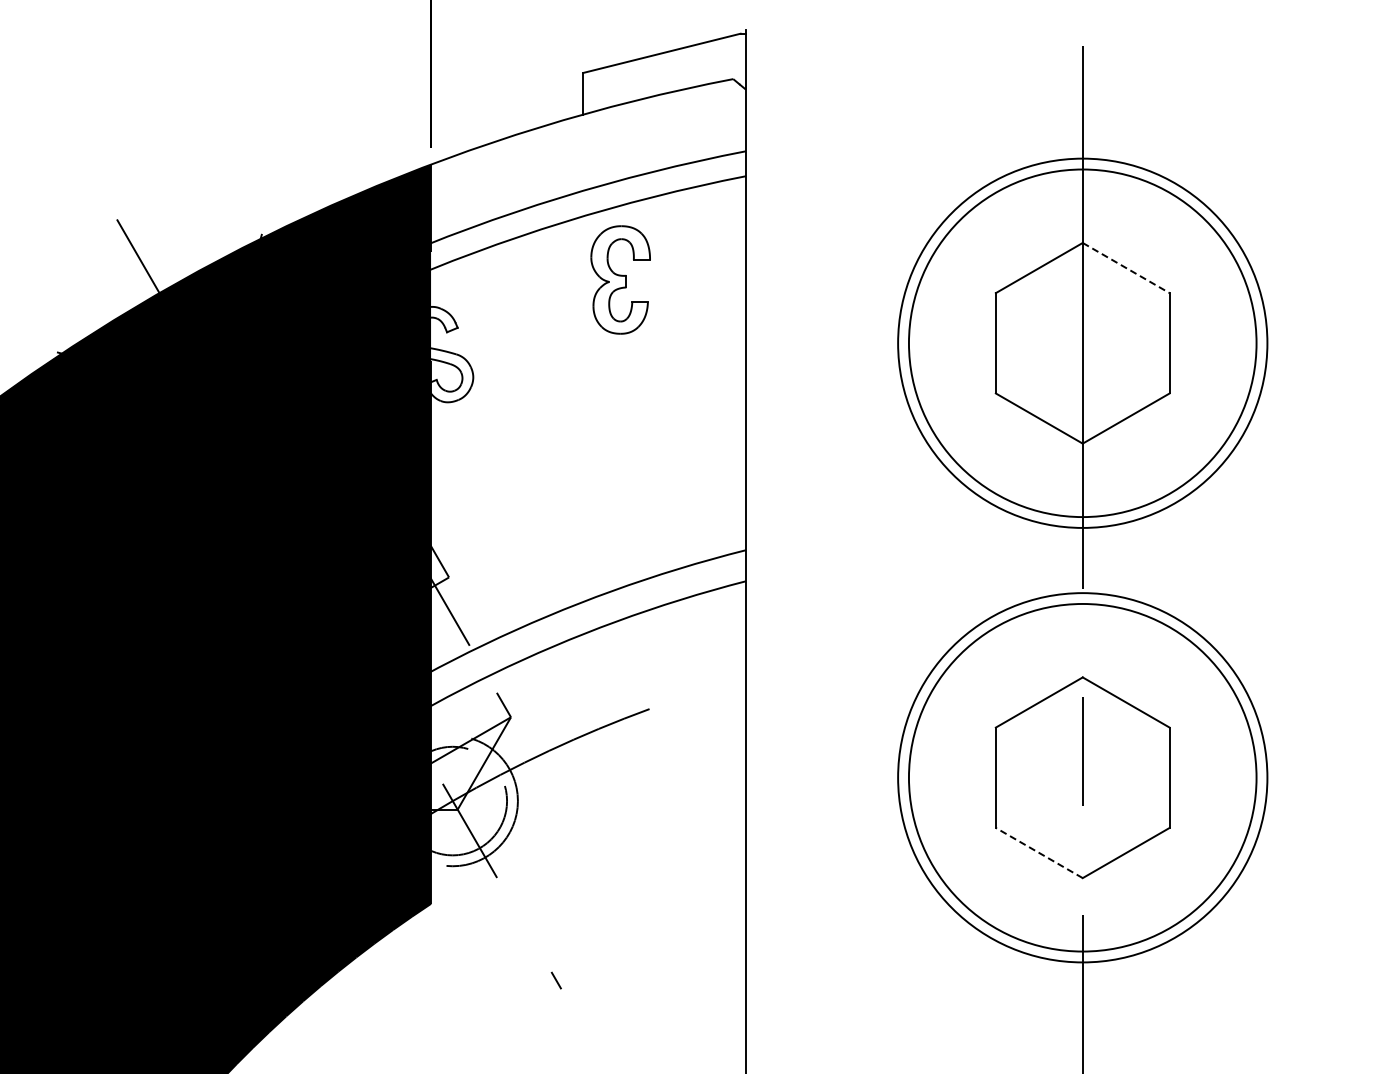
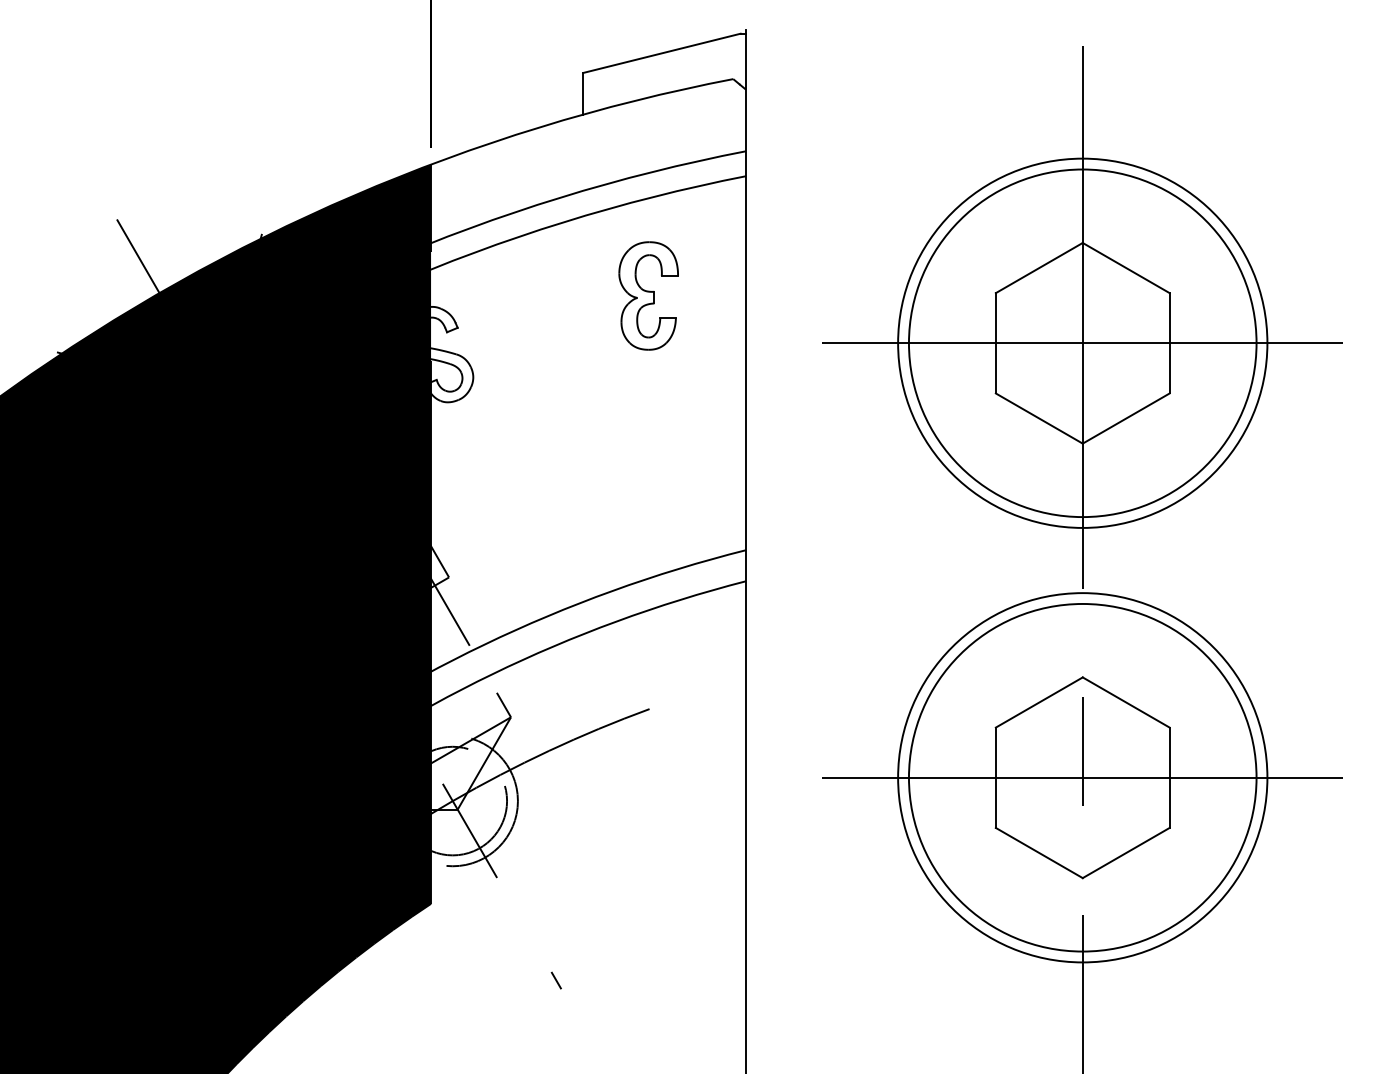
line: dashed -> solid (1126, 268)
part position: (620, 279) -> (648, 295) (648, 295)
line: none -> present (1082, 343)
line: none -> present (1082, 777)
line: dashed -> solid (1038, 852)
